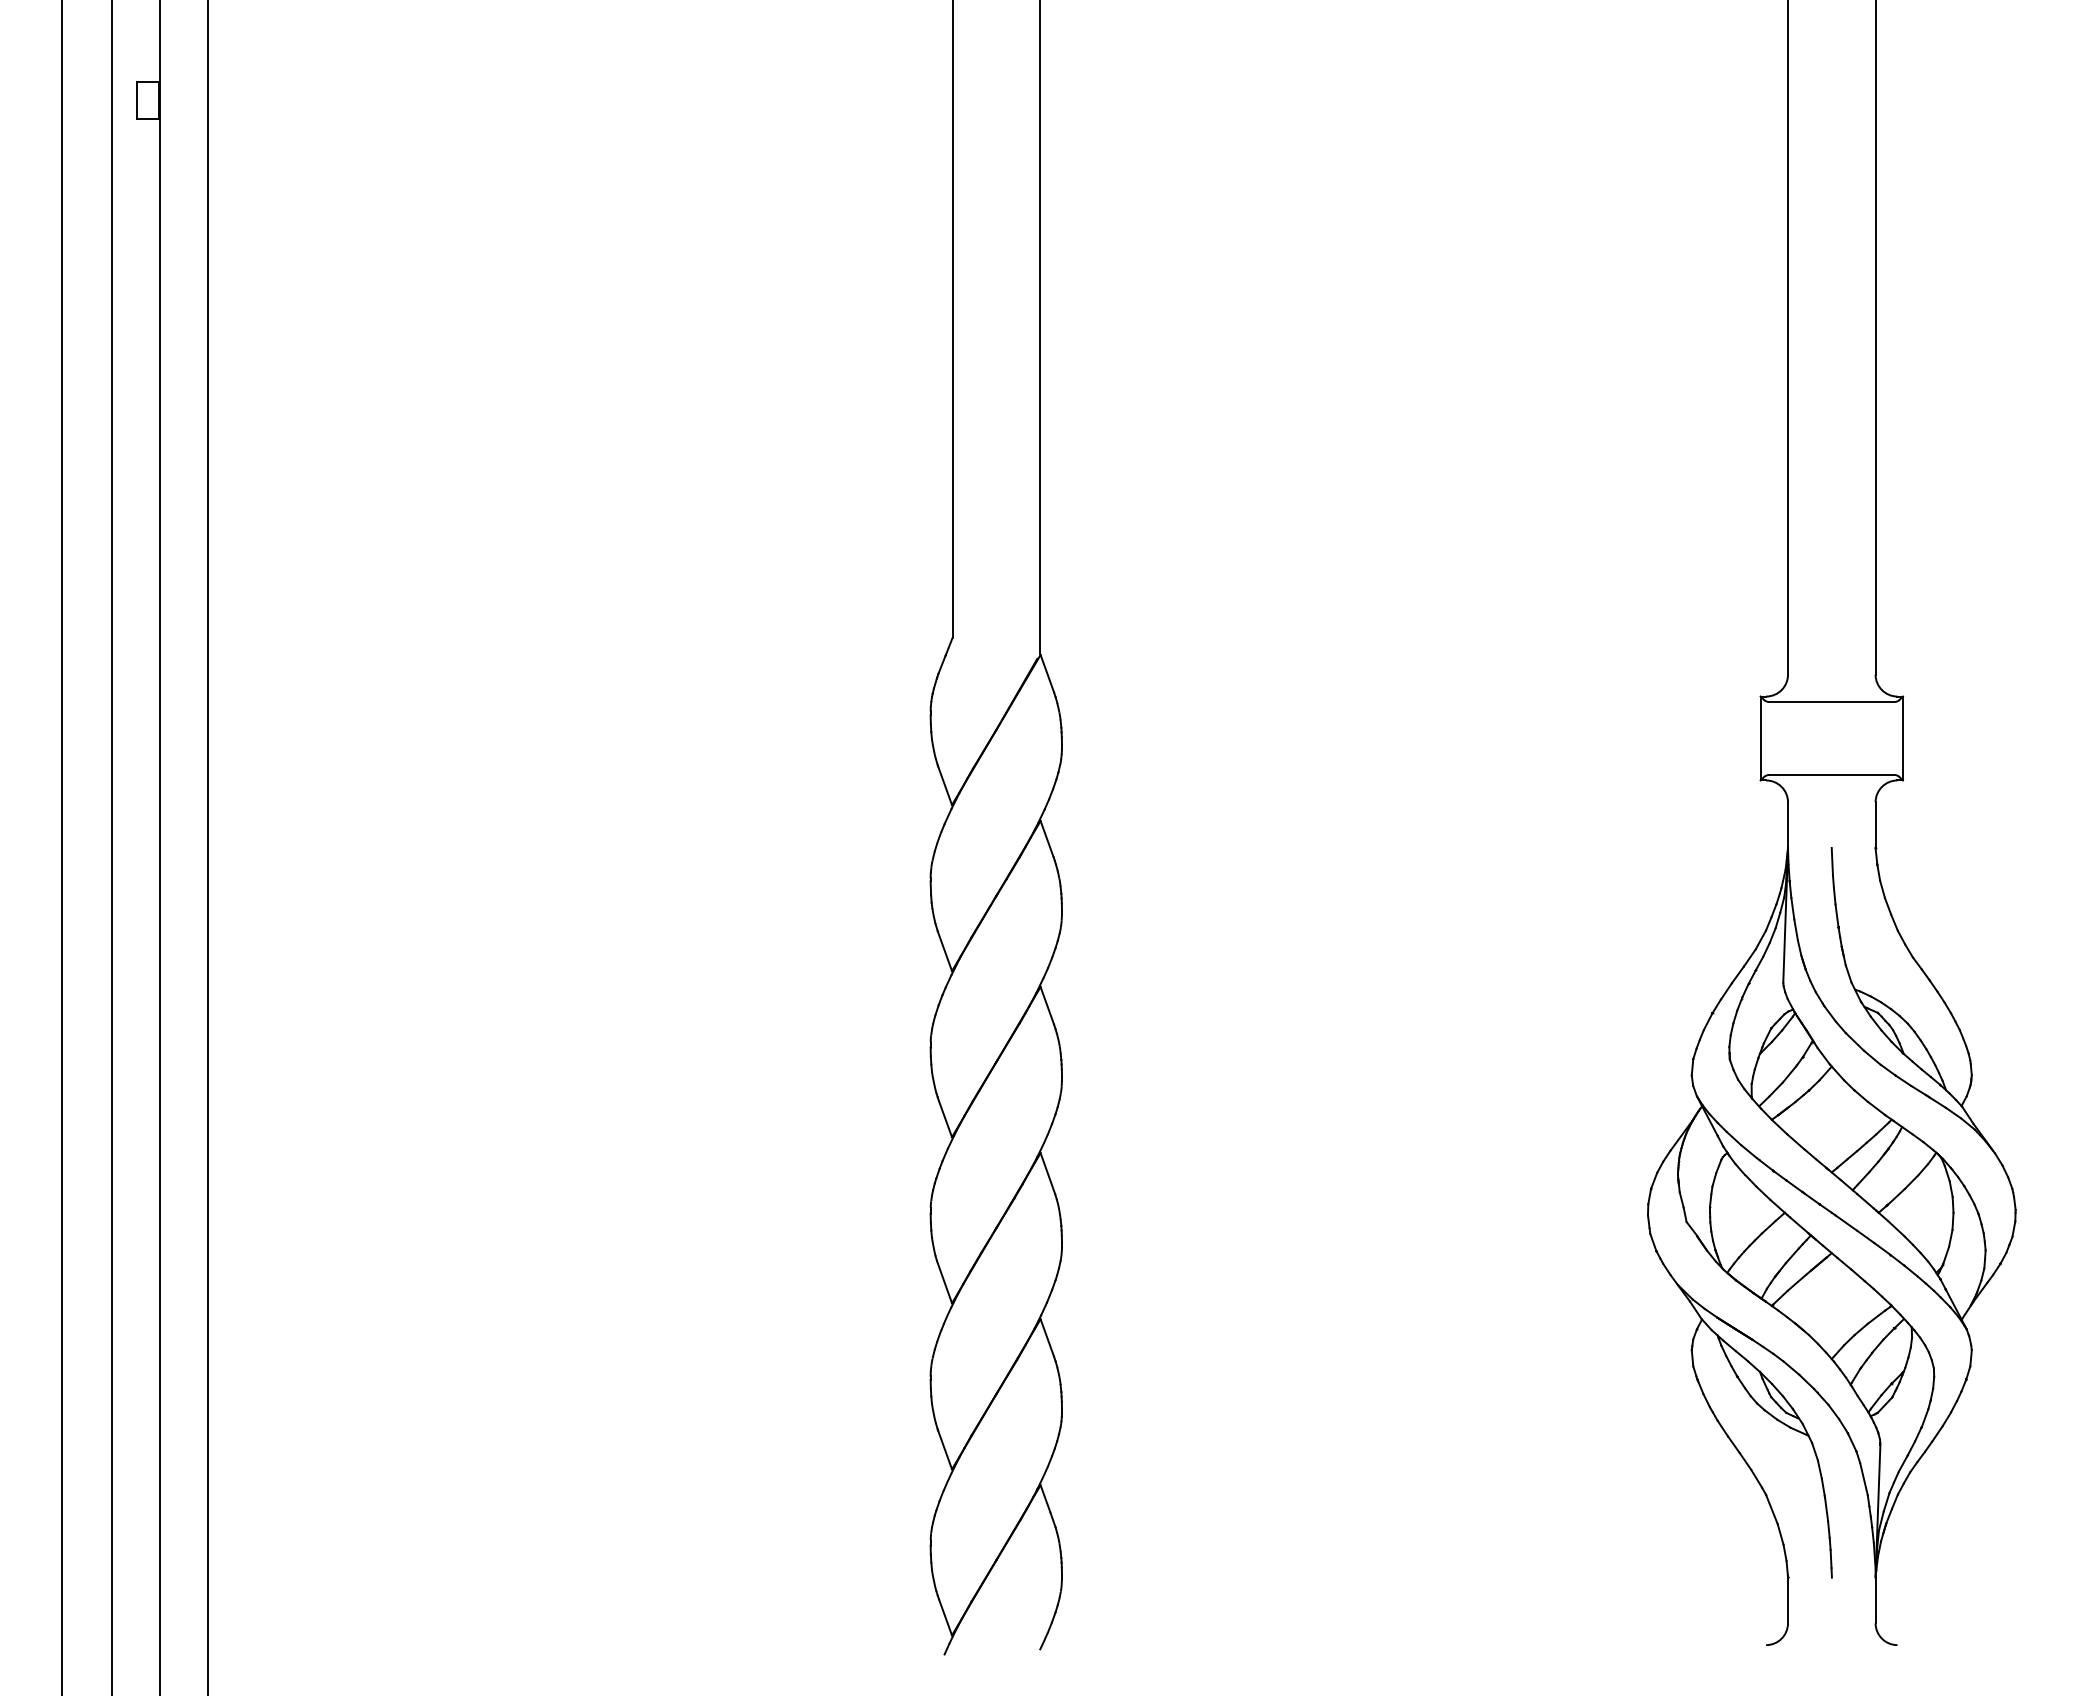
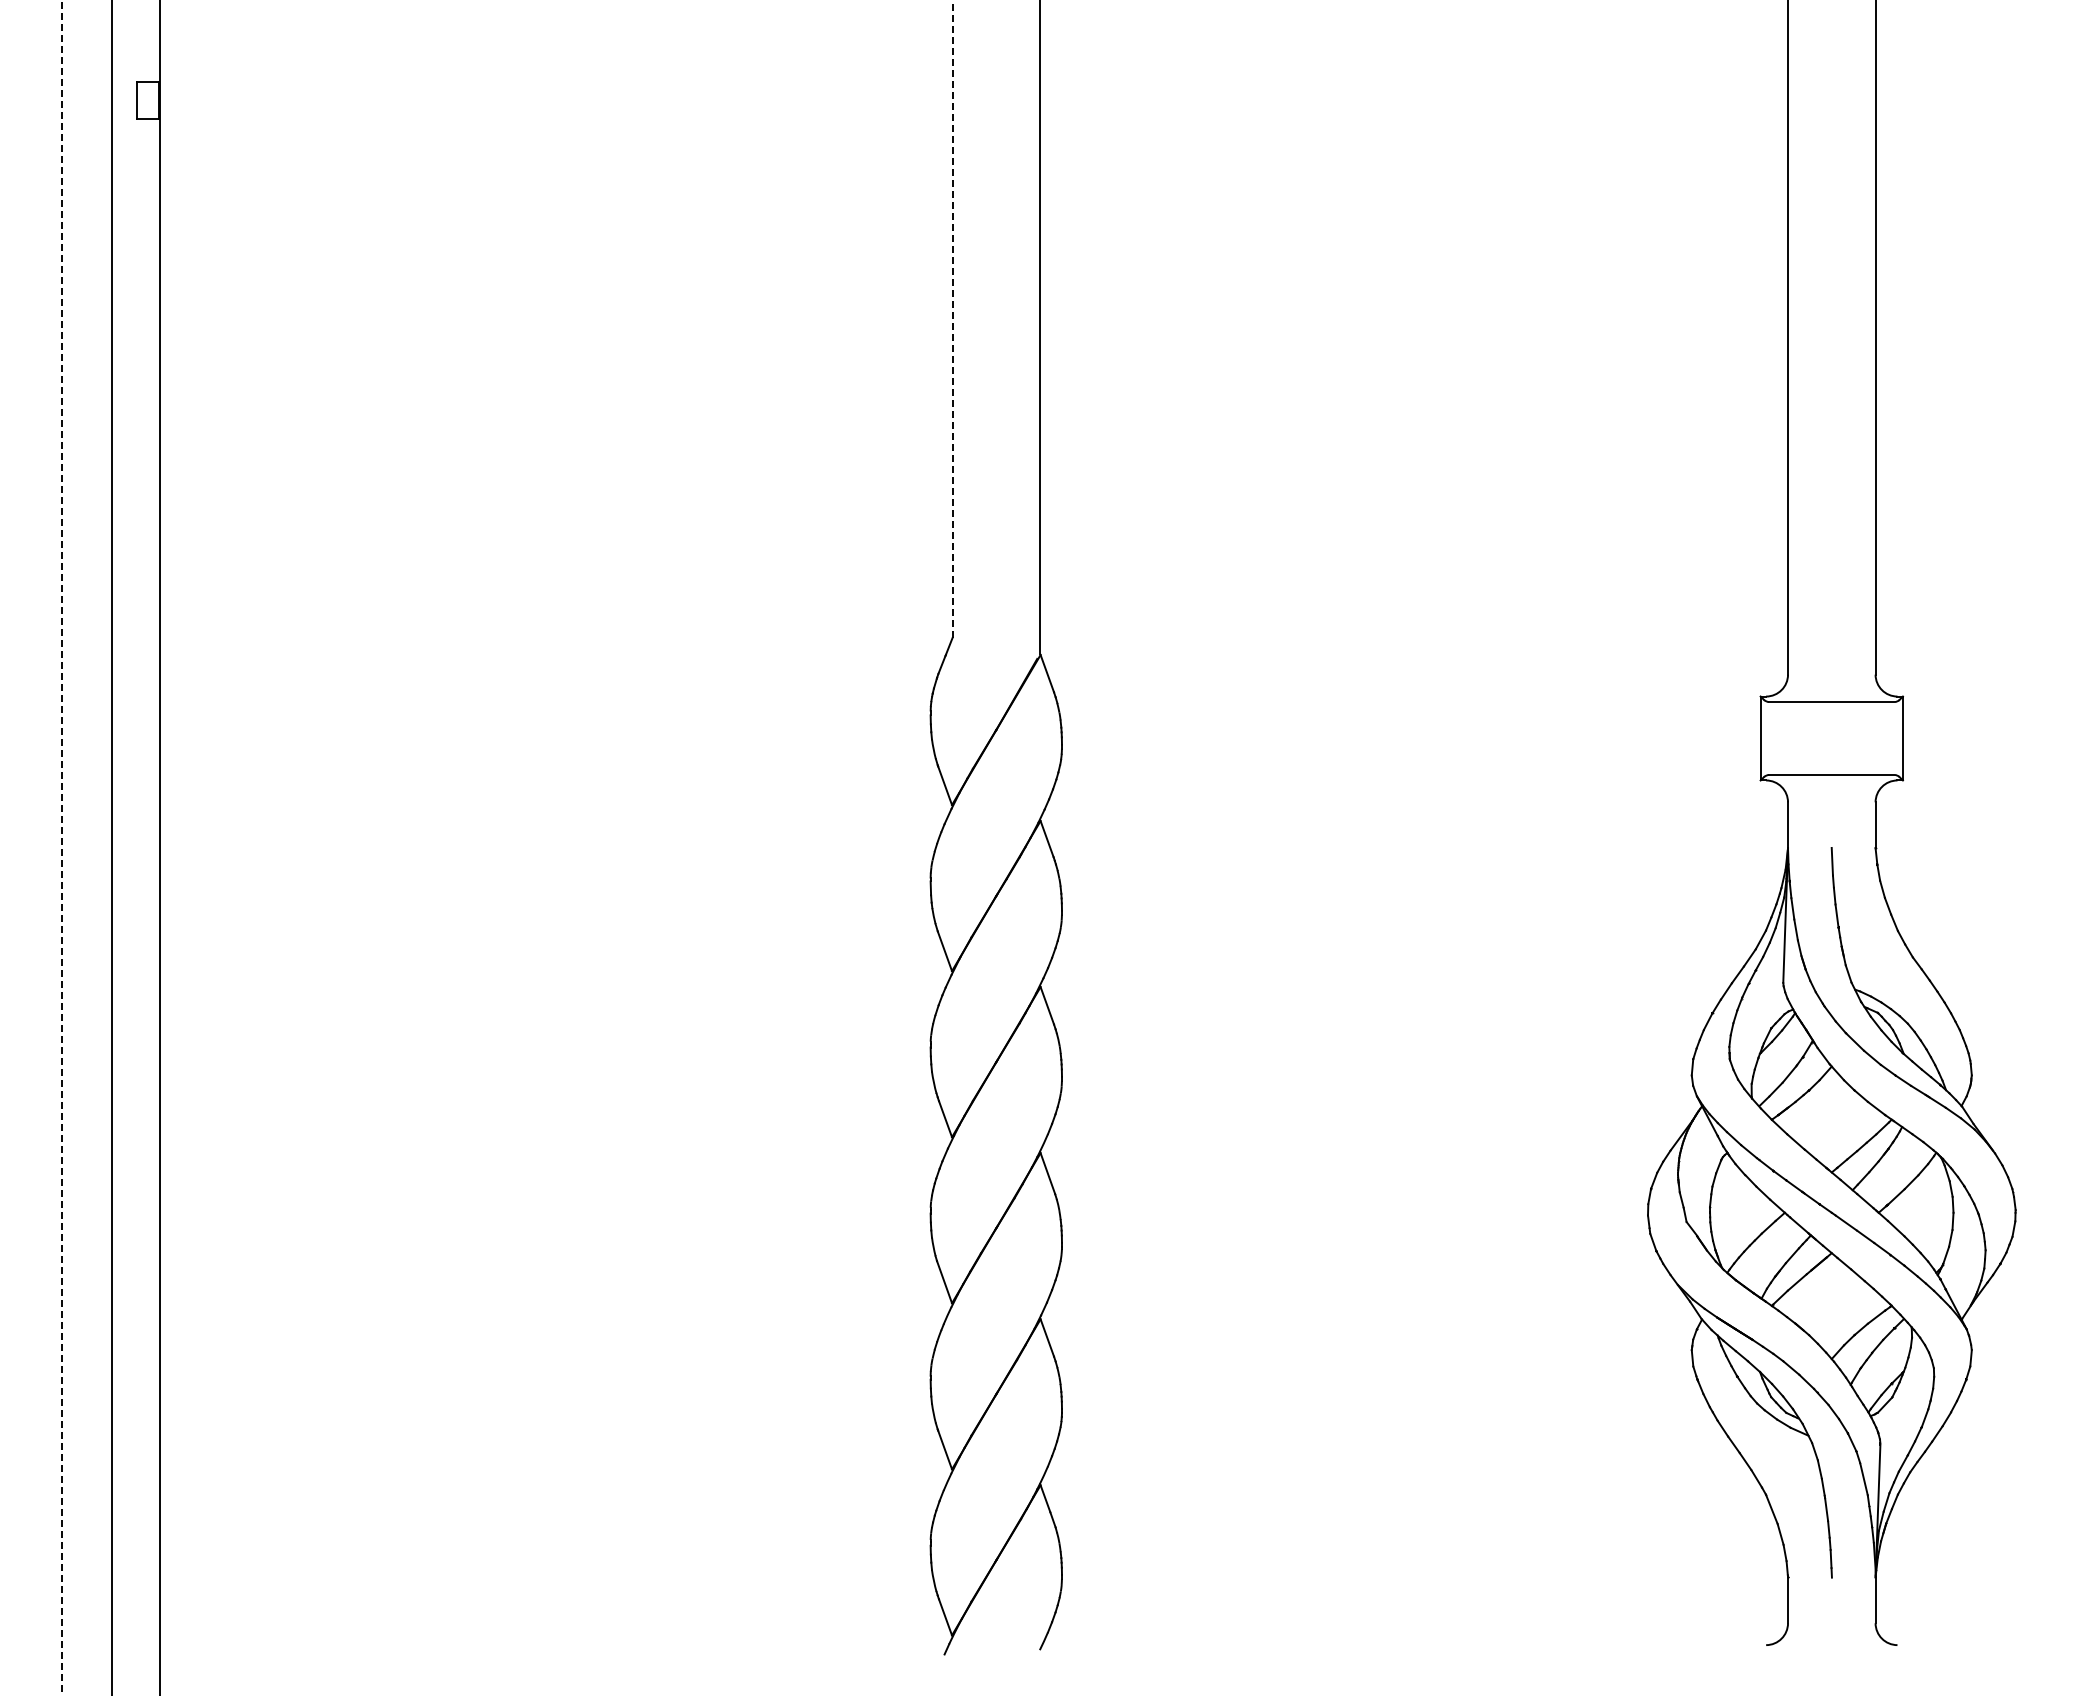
line: solid -> dashed (952, 319)
line: present -> none (208, 847)
line: solid -> dashed (62, 848)
